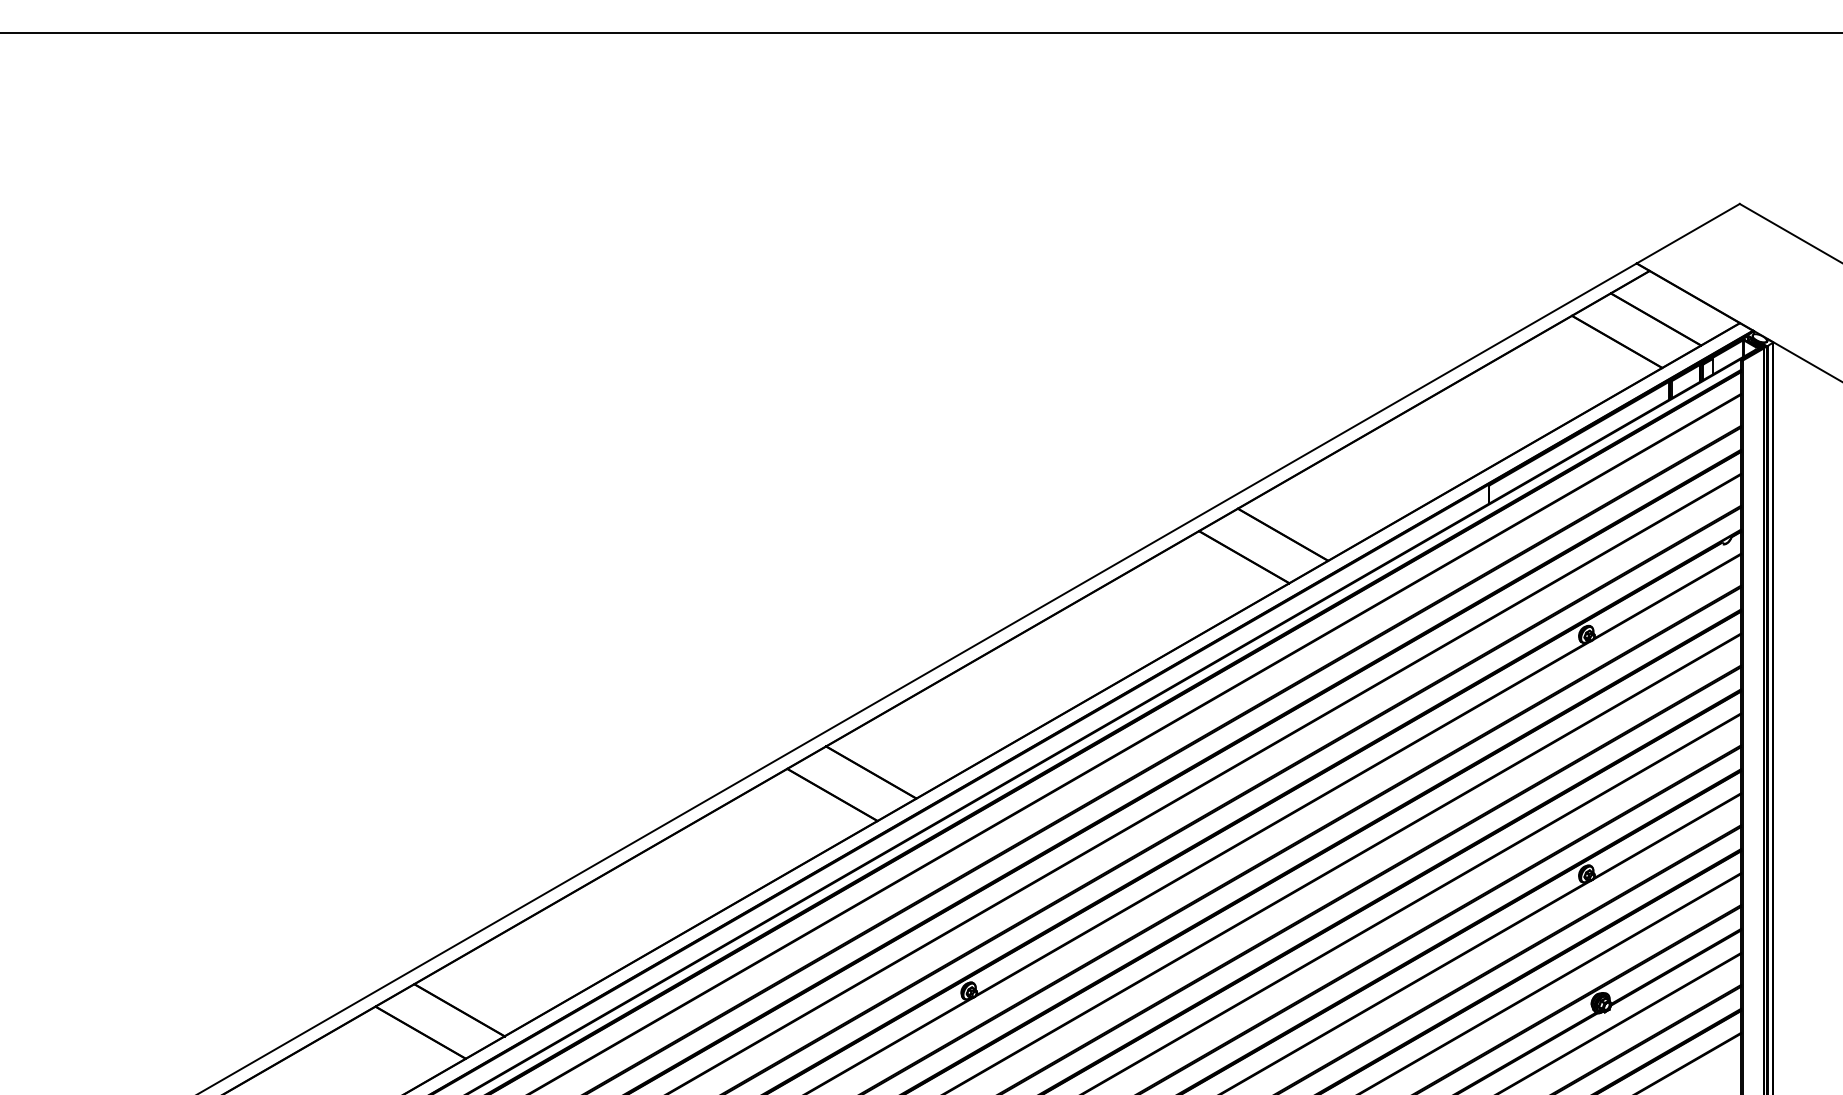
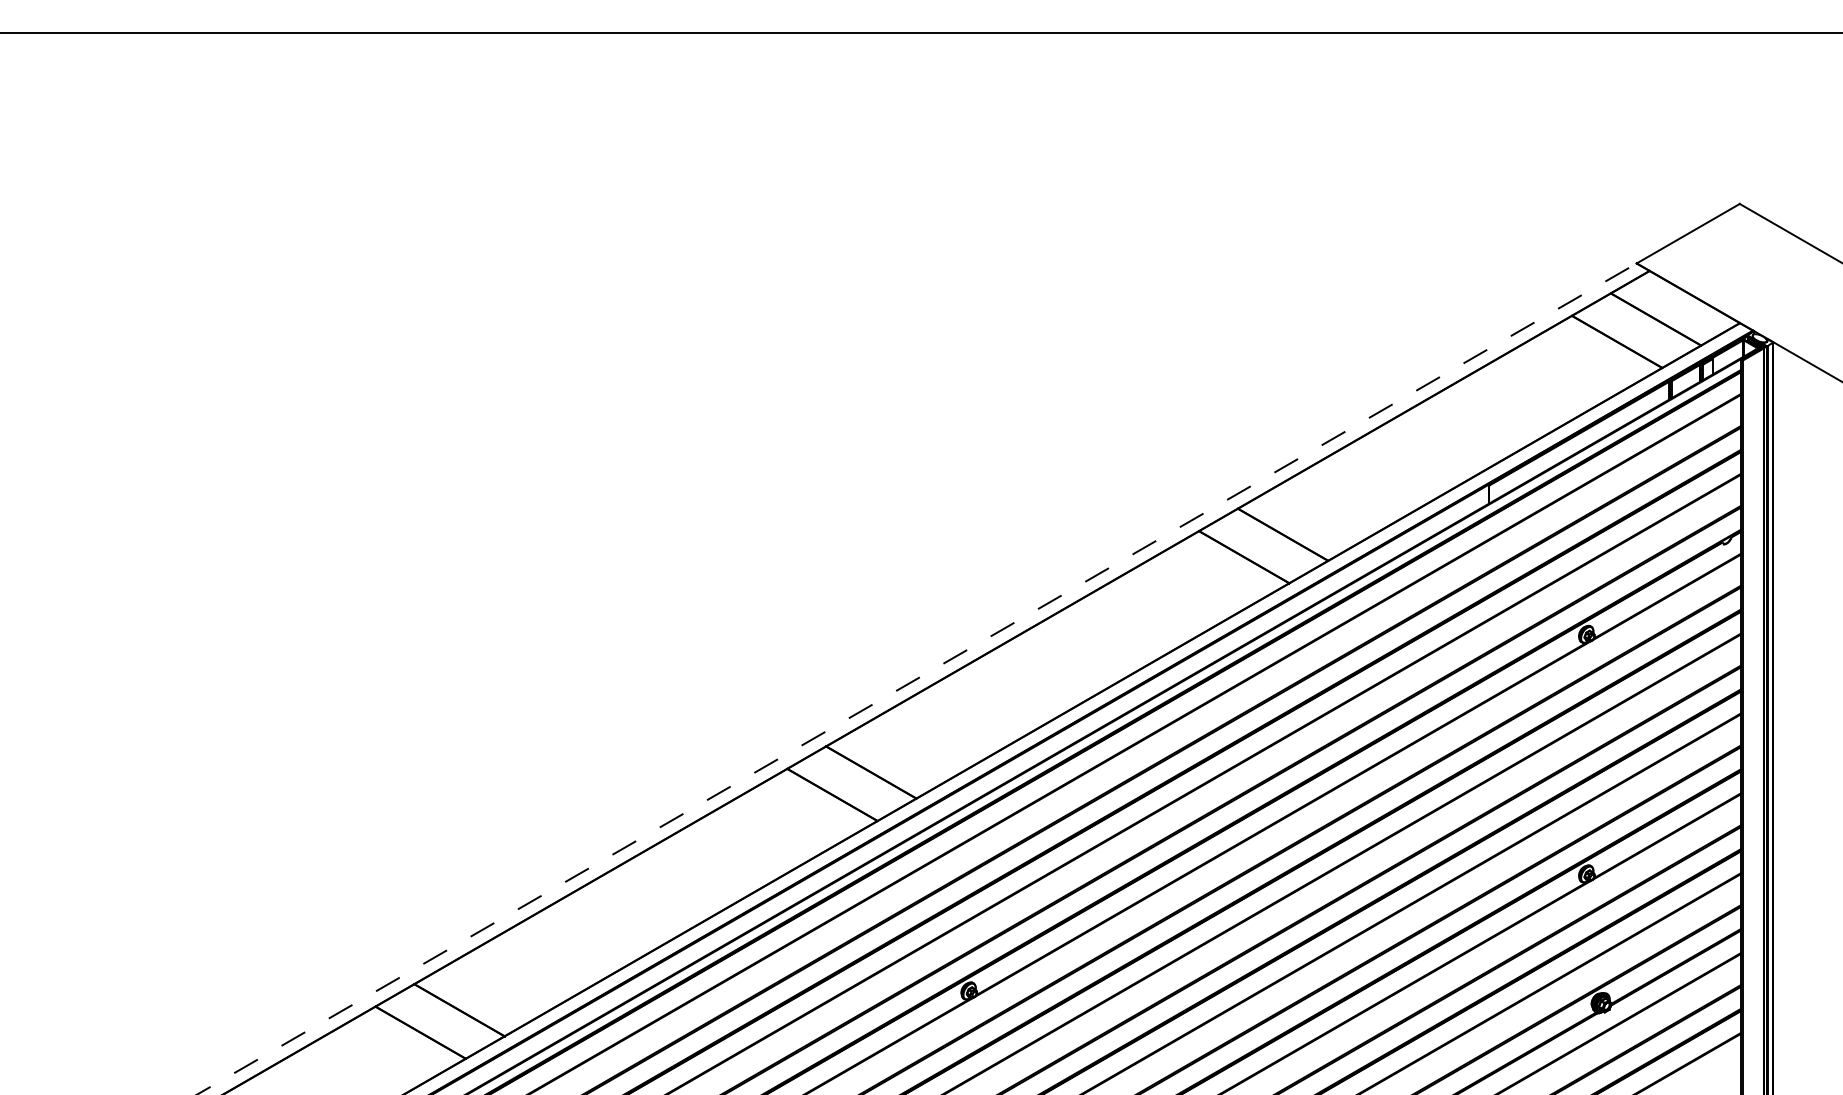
line: solid -> dashed (917, 678)
